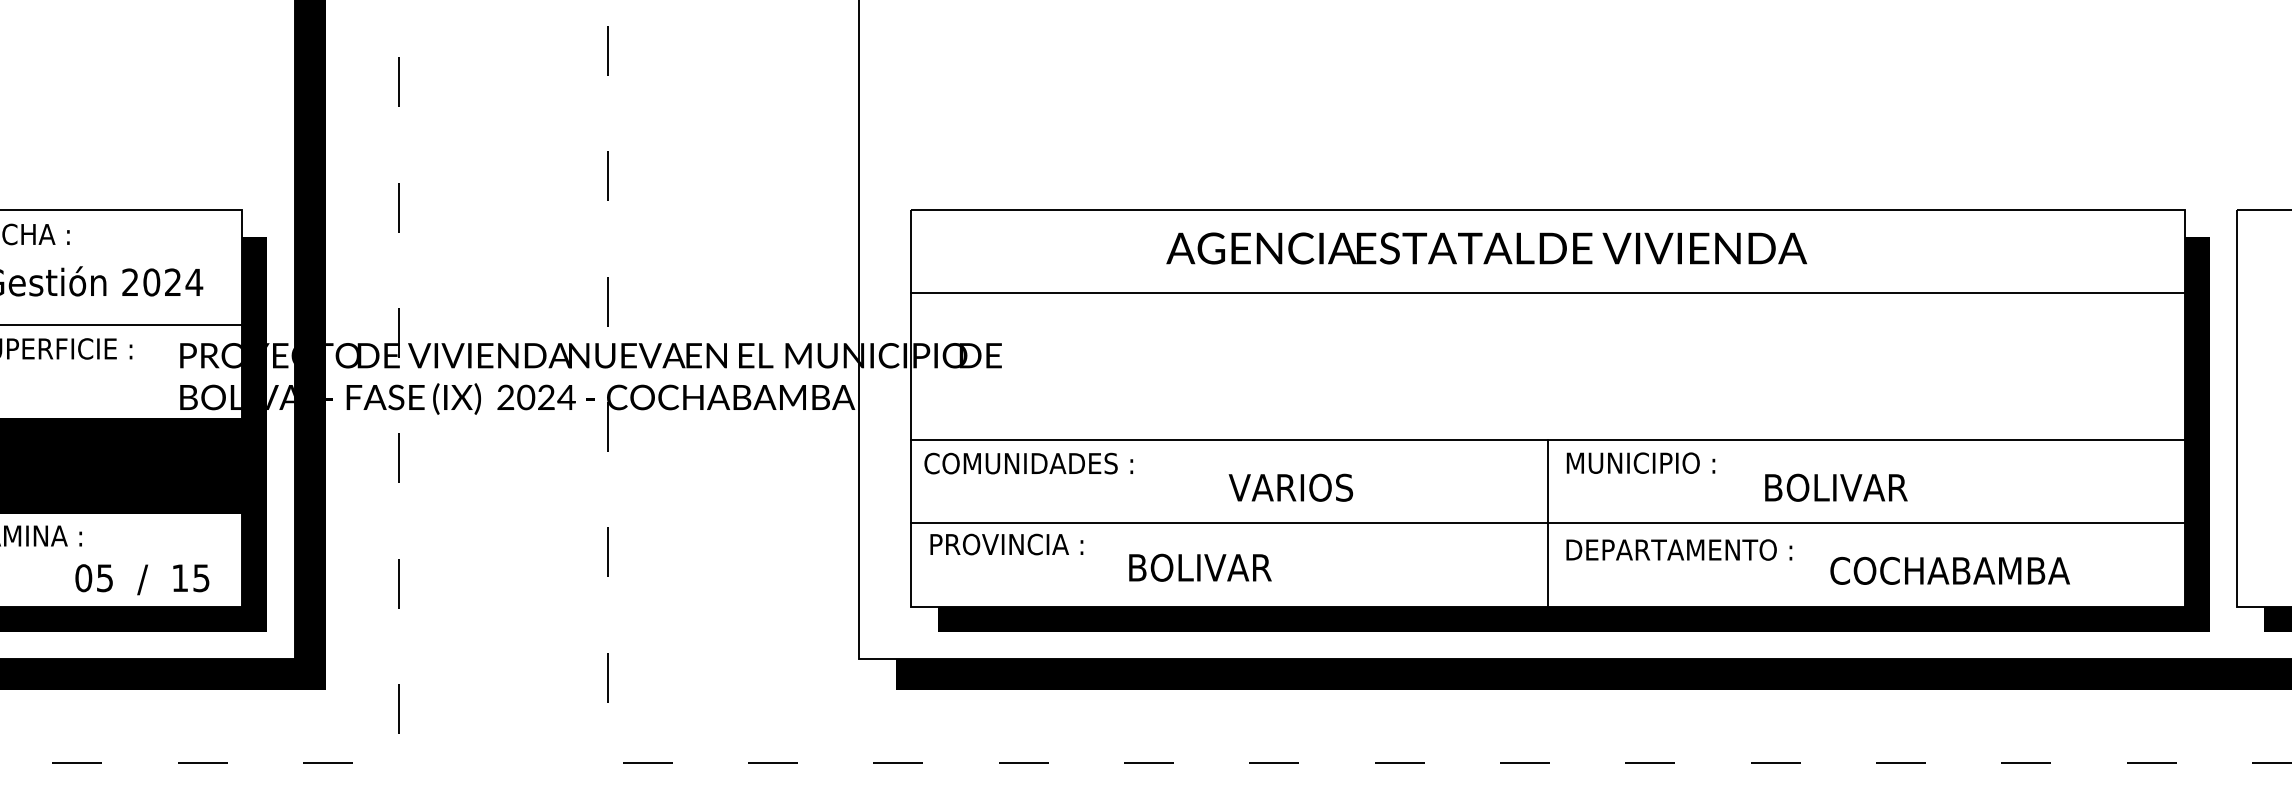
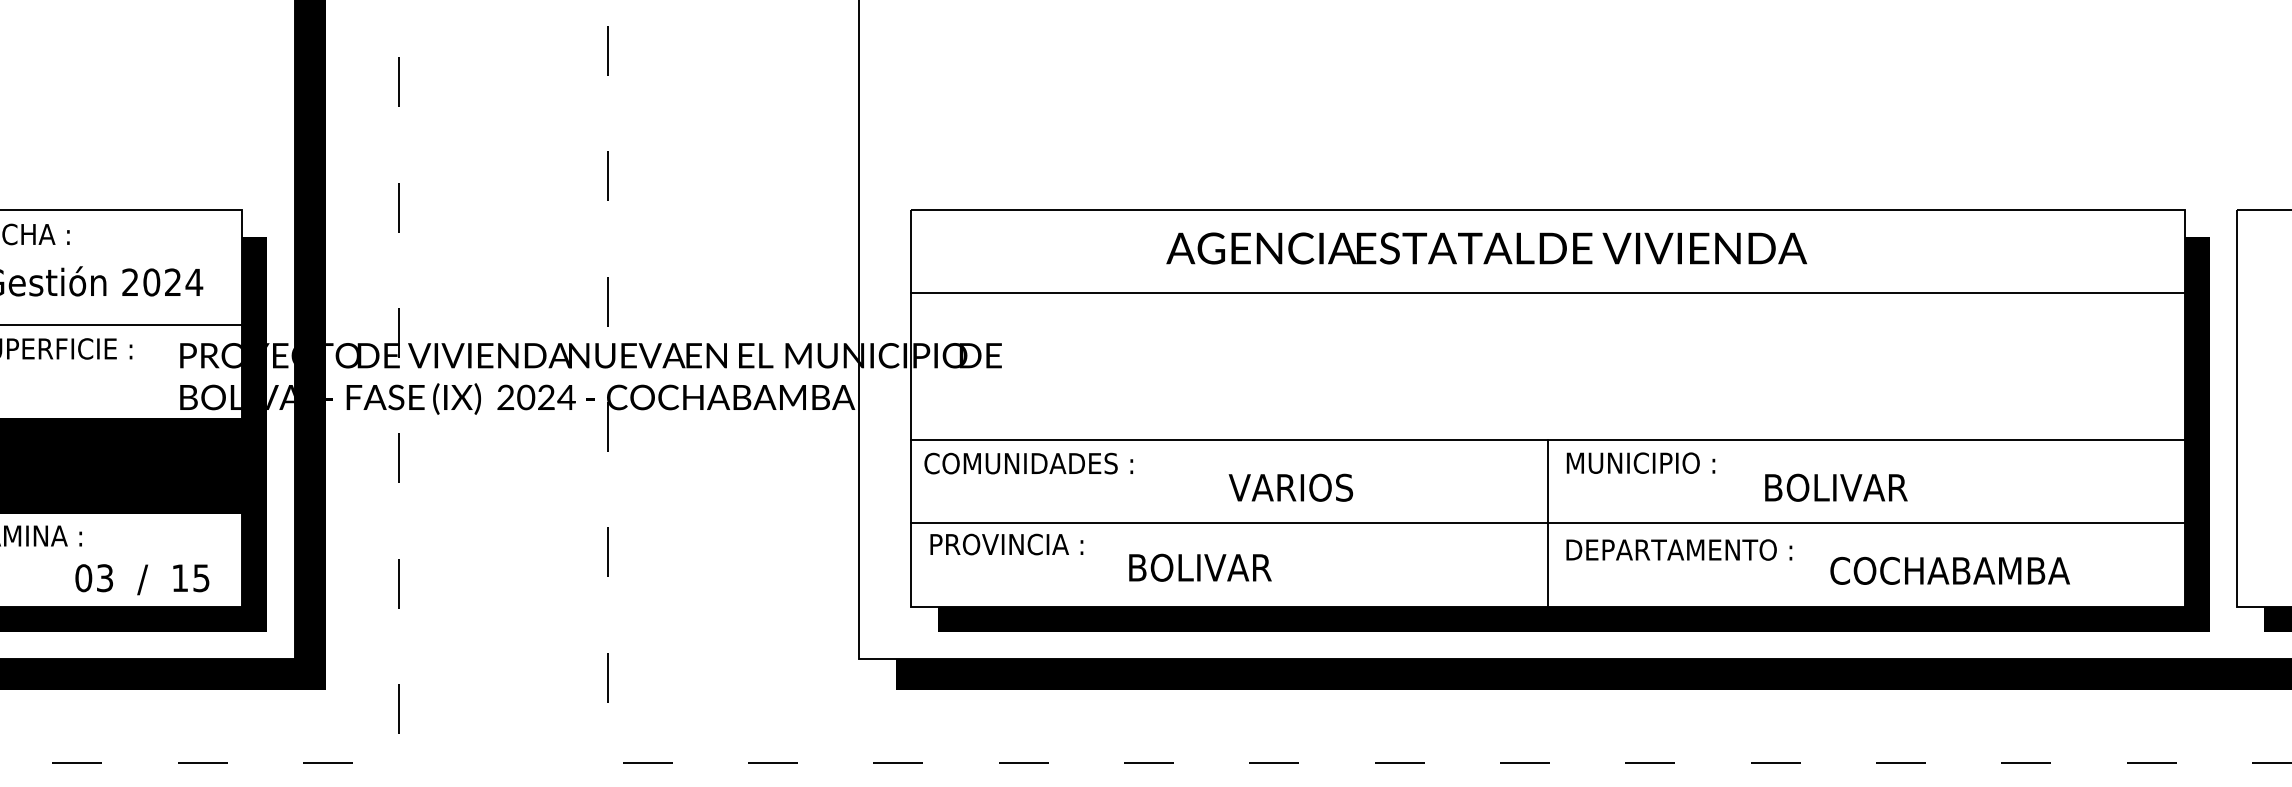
text: 05 -> 03 (105, 577)
